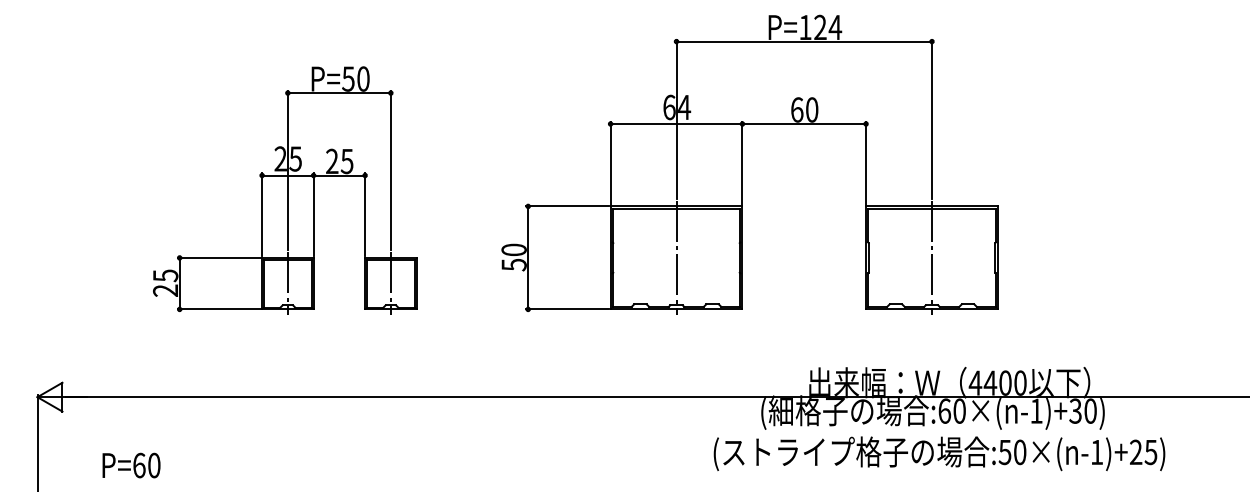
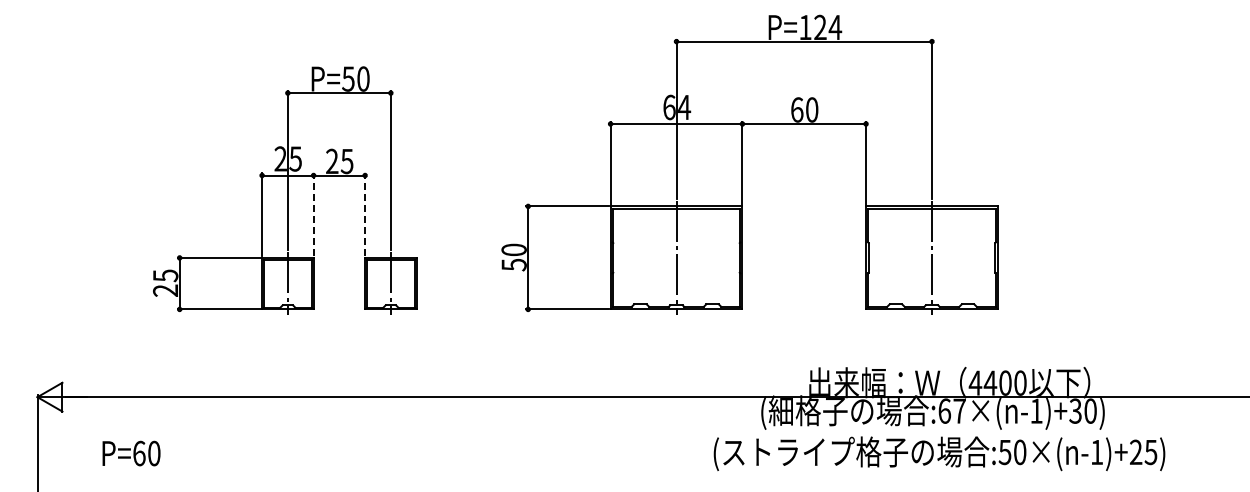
line: solid -> dashed (313, 214)
line: solid -> dashed (365, 214)
text: :60×(n-1)+30) -> :67×(n-1)+30) (959, 410)
text position: (131, 465) -> (131, 453) (131, 453)
